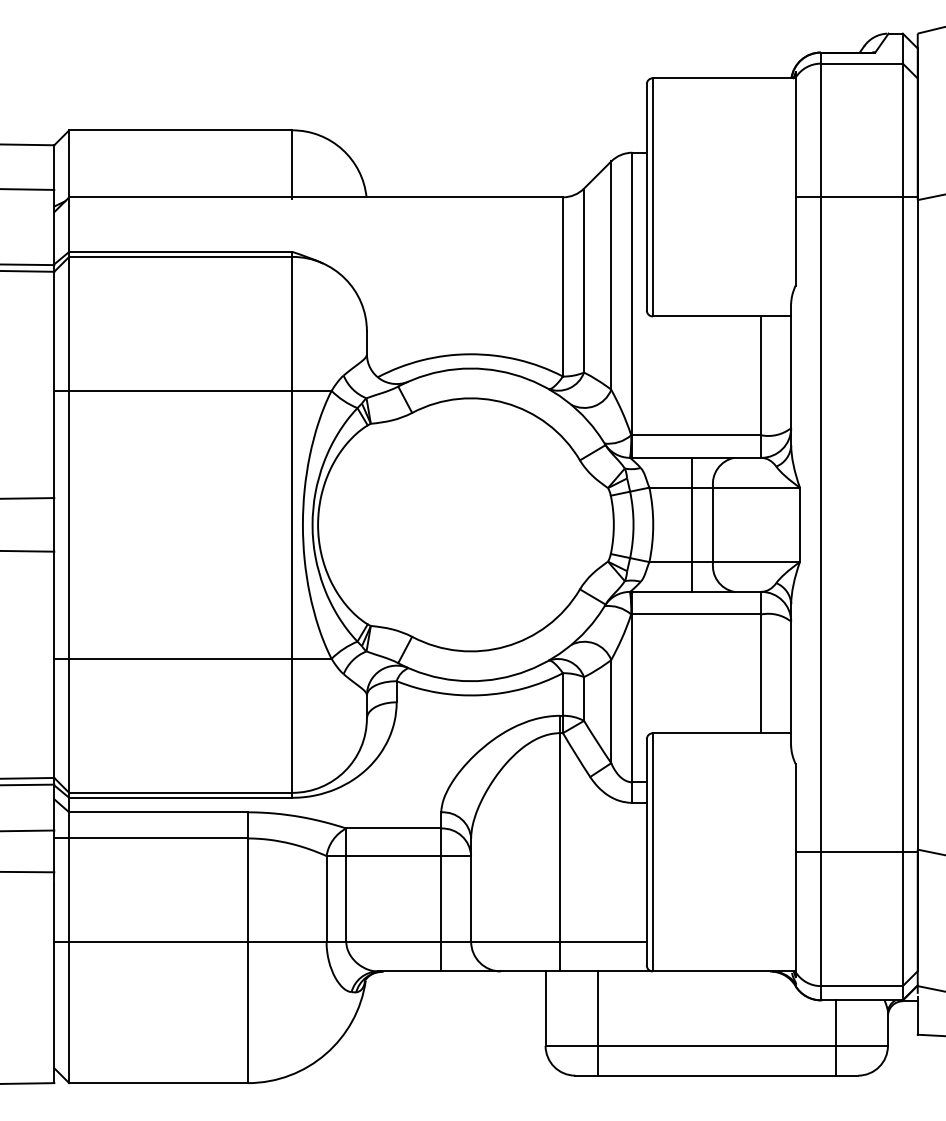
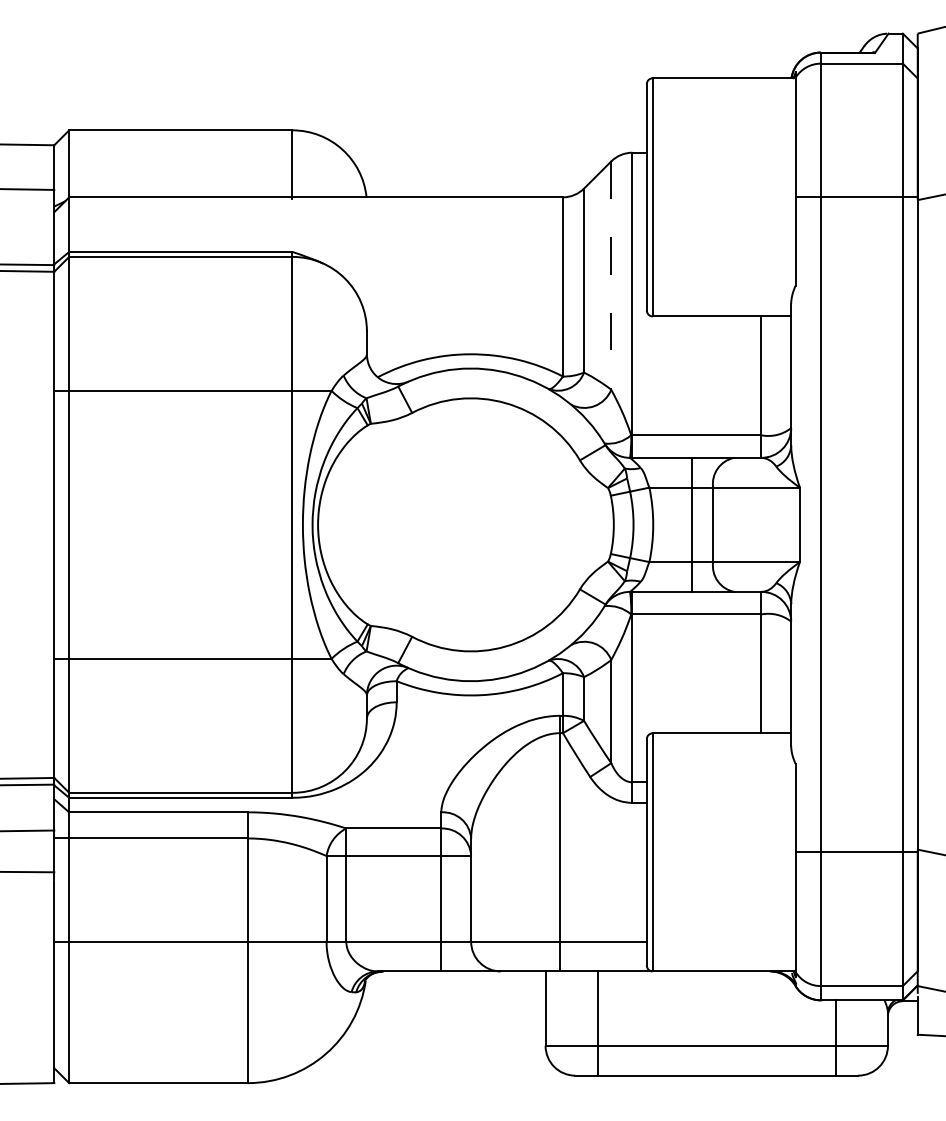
line: solid -> dashed (611, 276)
line: present -> none (28, 498)
line: present -> none (28, 550)
